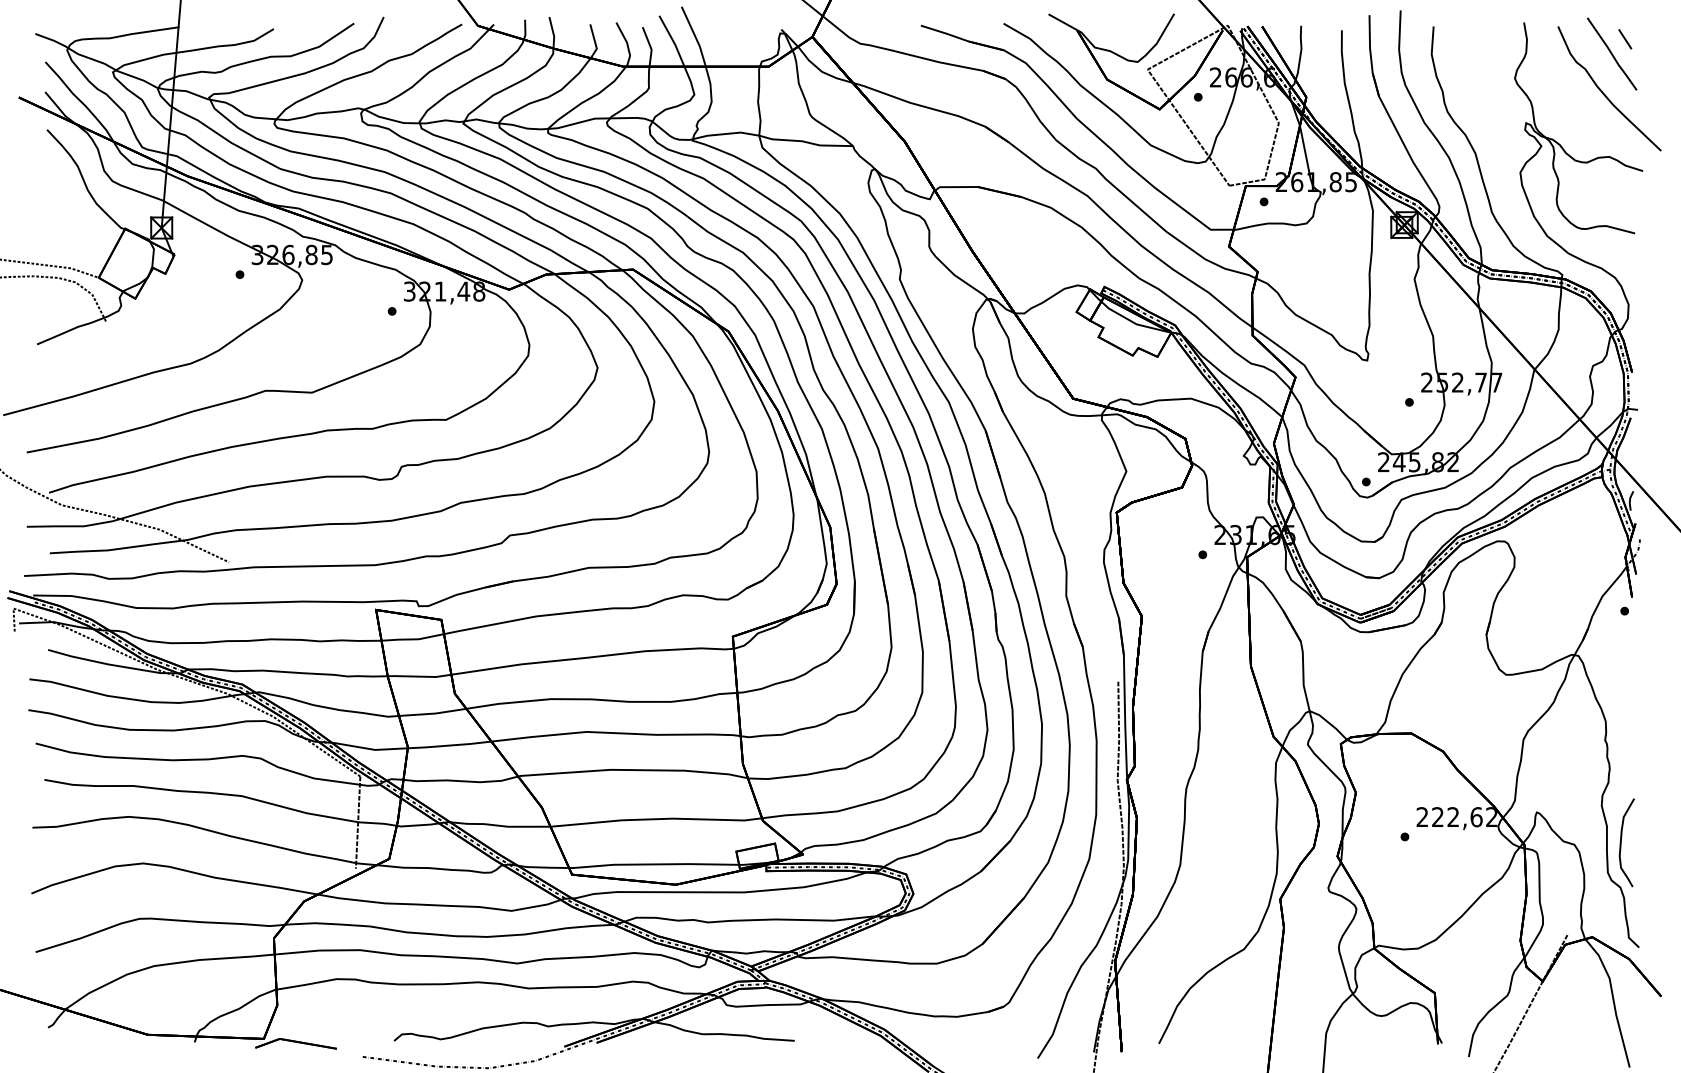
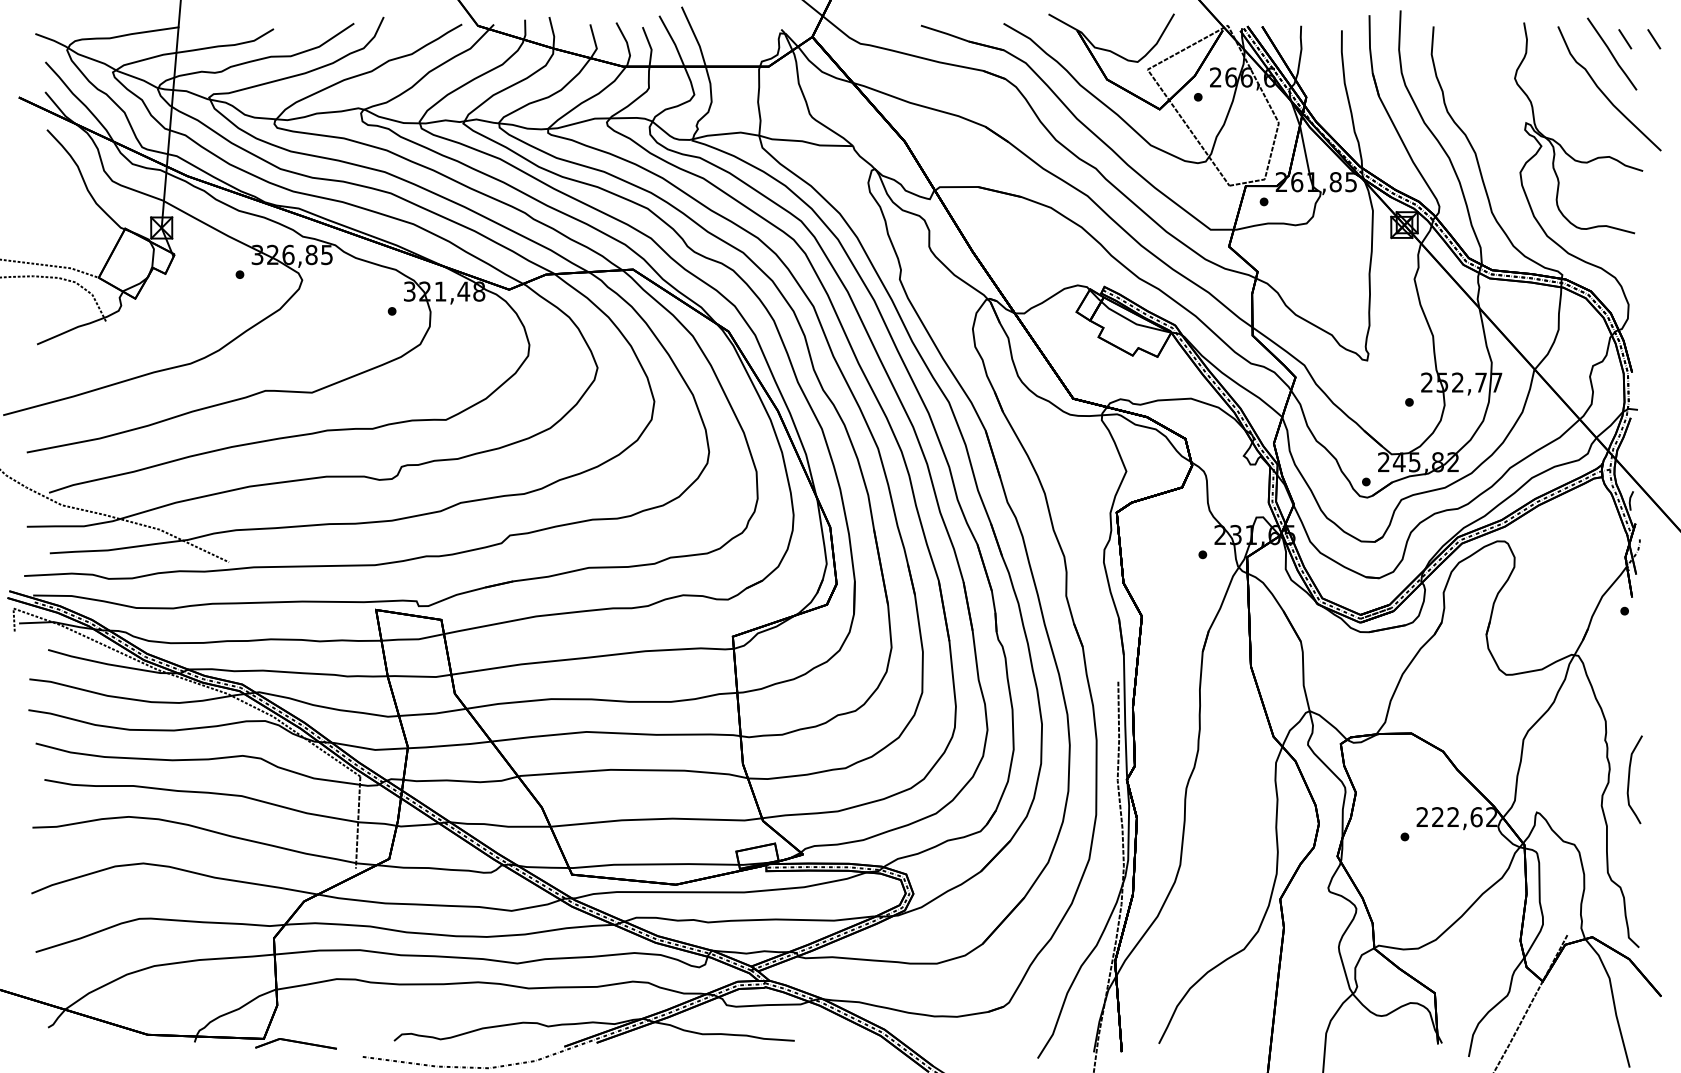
line: none -> present (1654, 39)
curve position: (1621, 842) -> (1629, 779) (1629, 779)
